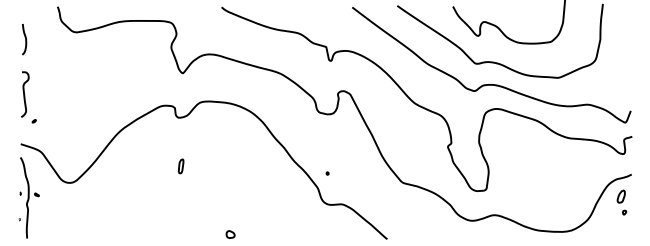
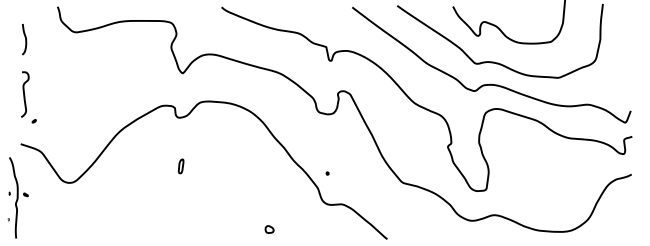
part position: (28, 197) -> (17, 197) (17, 197)
part: present -> none (621, 202)
part position: (230, 234) -> (269, 229) (269, 229)
